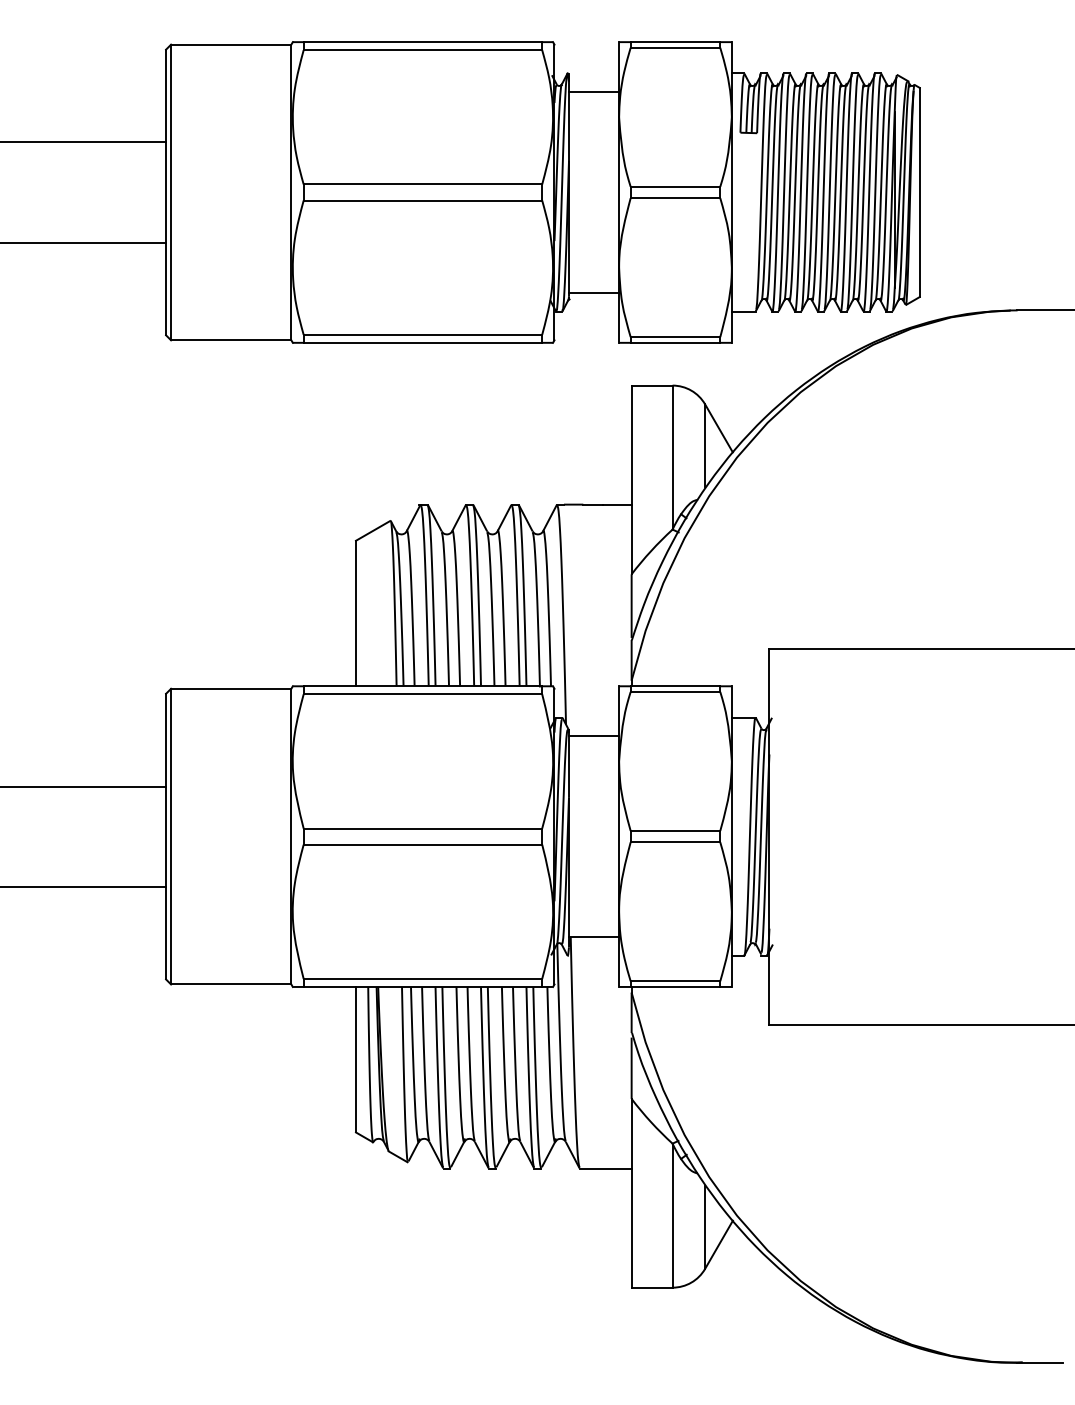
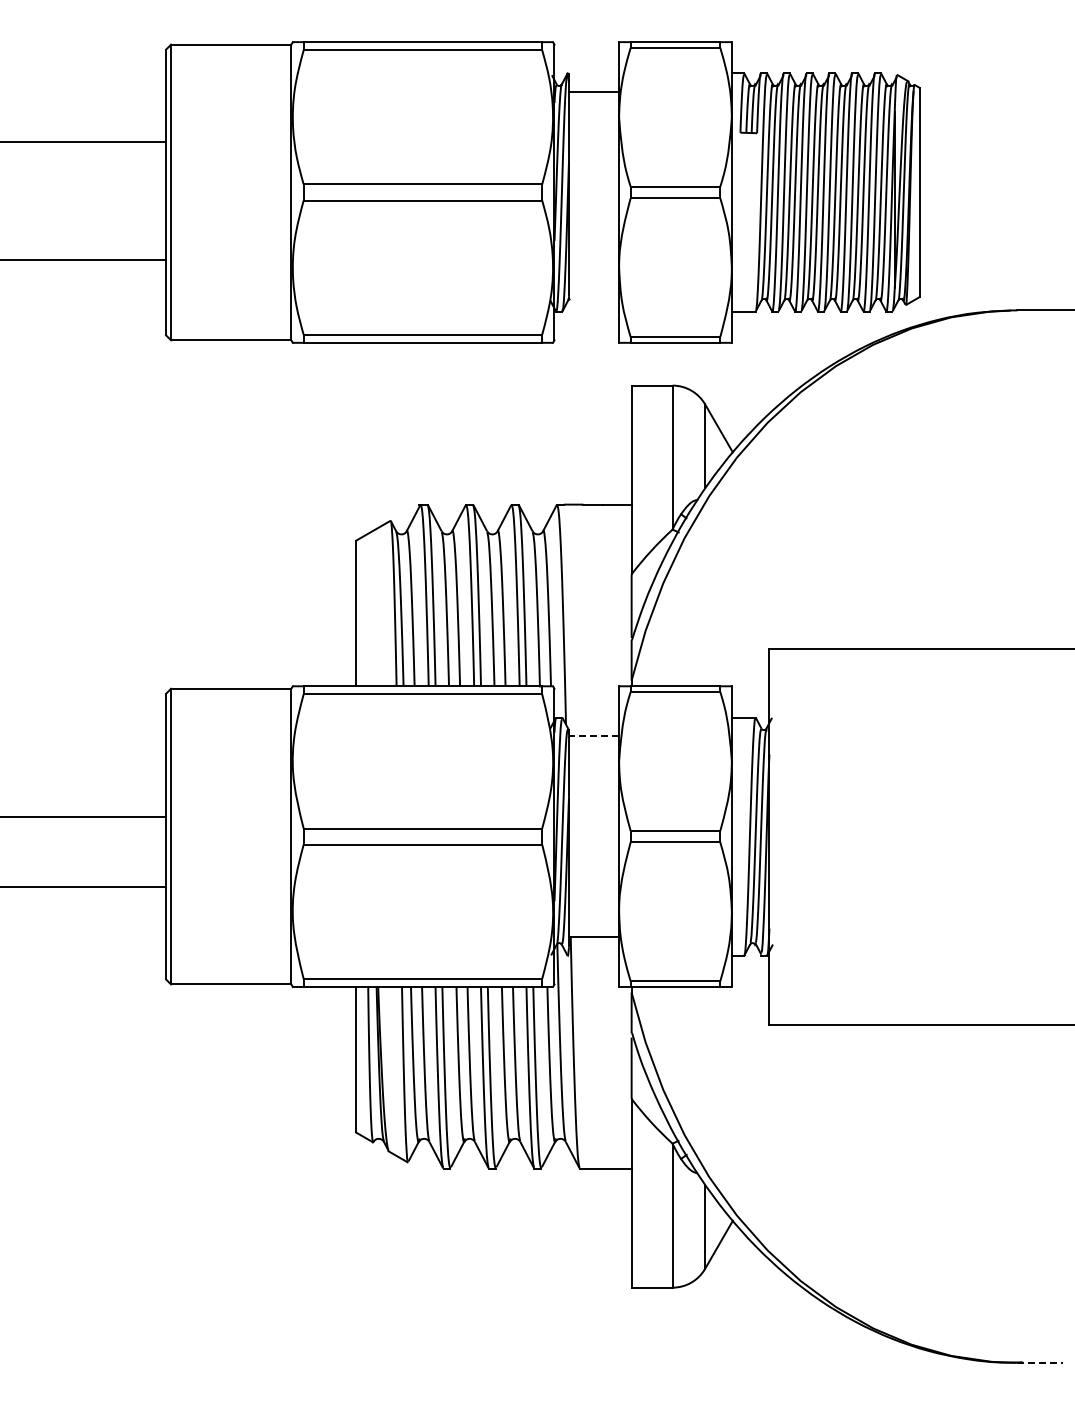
line position: (84, 242) -> (84, 259) (84, 259)
line: present -> none (593, 292)
line: solid -> dashed (593, 736)
line position: (84, 786) -> (84, 816) (84, 816)
line: solid -> dashed (1039, 1362)
